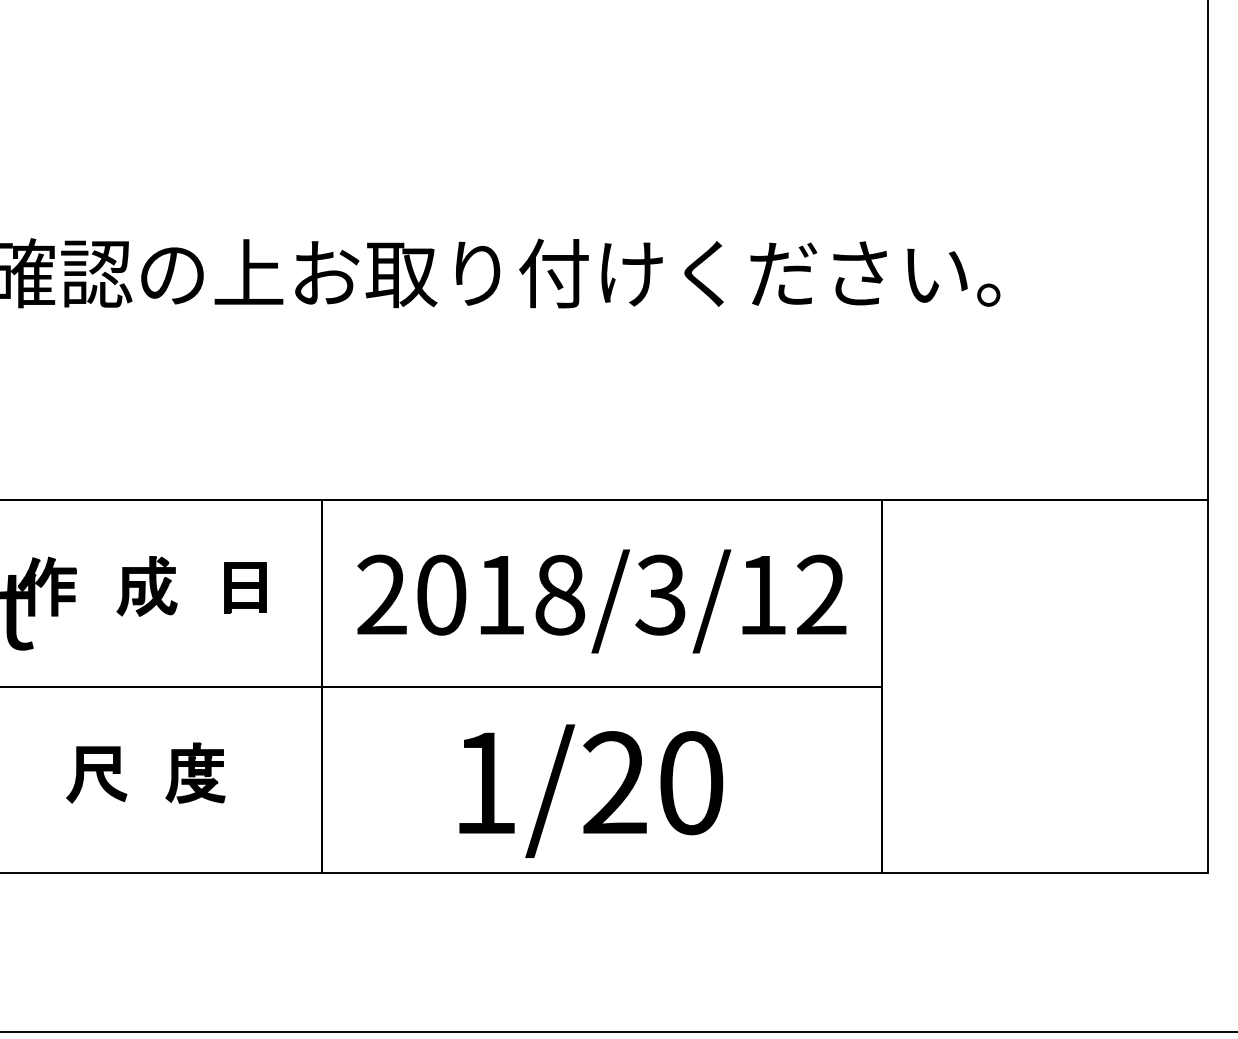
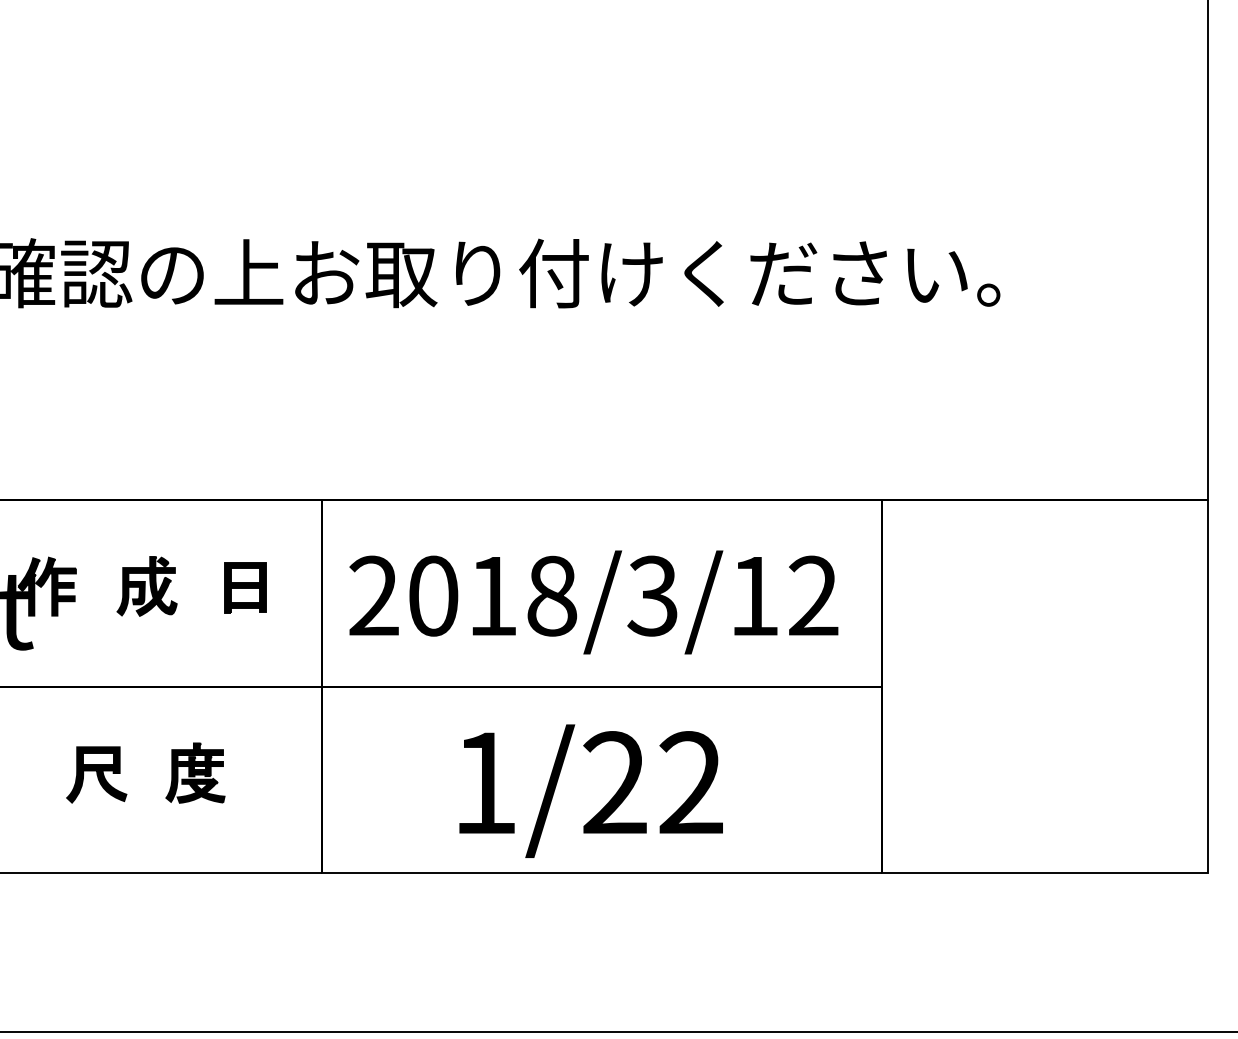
text position: (601, 601) -> (593, 602) (593, 602)
text: 1/20 -> 1/22 (691, 783)
